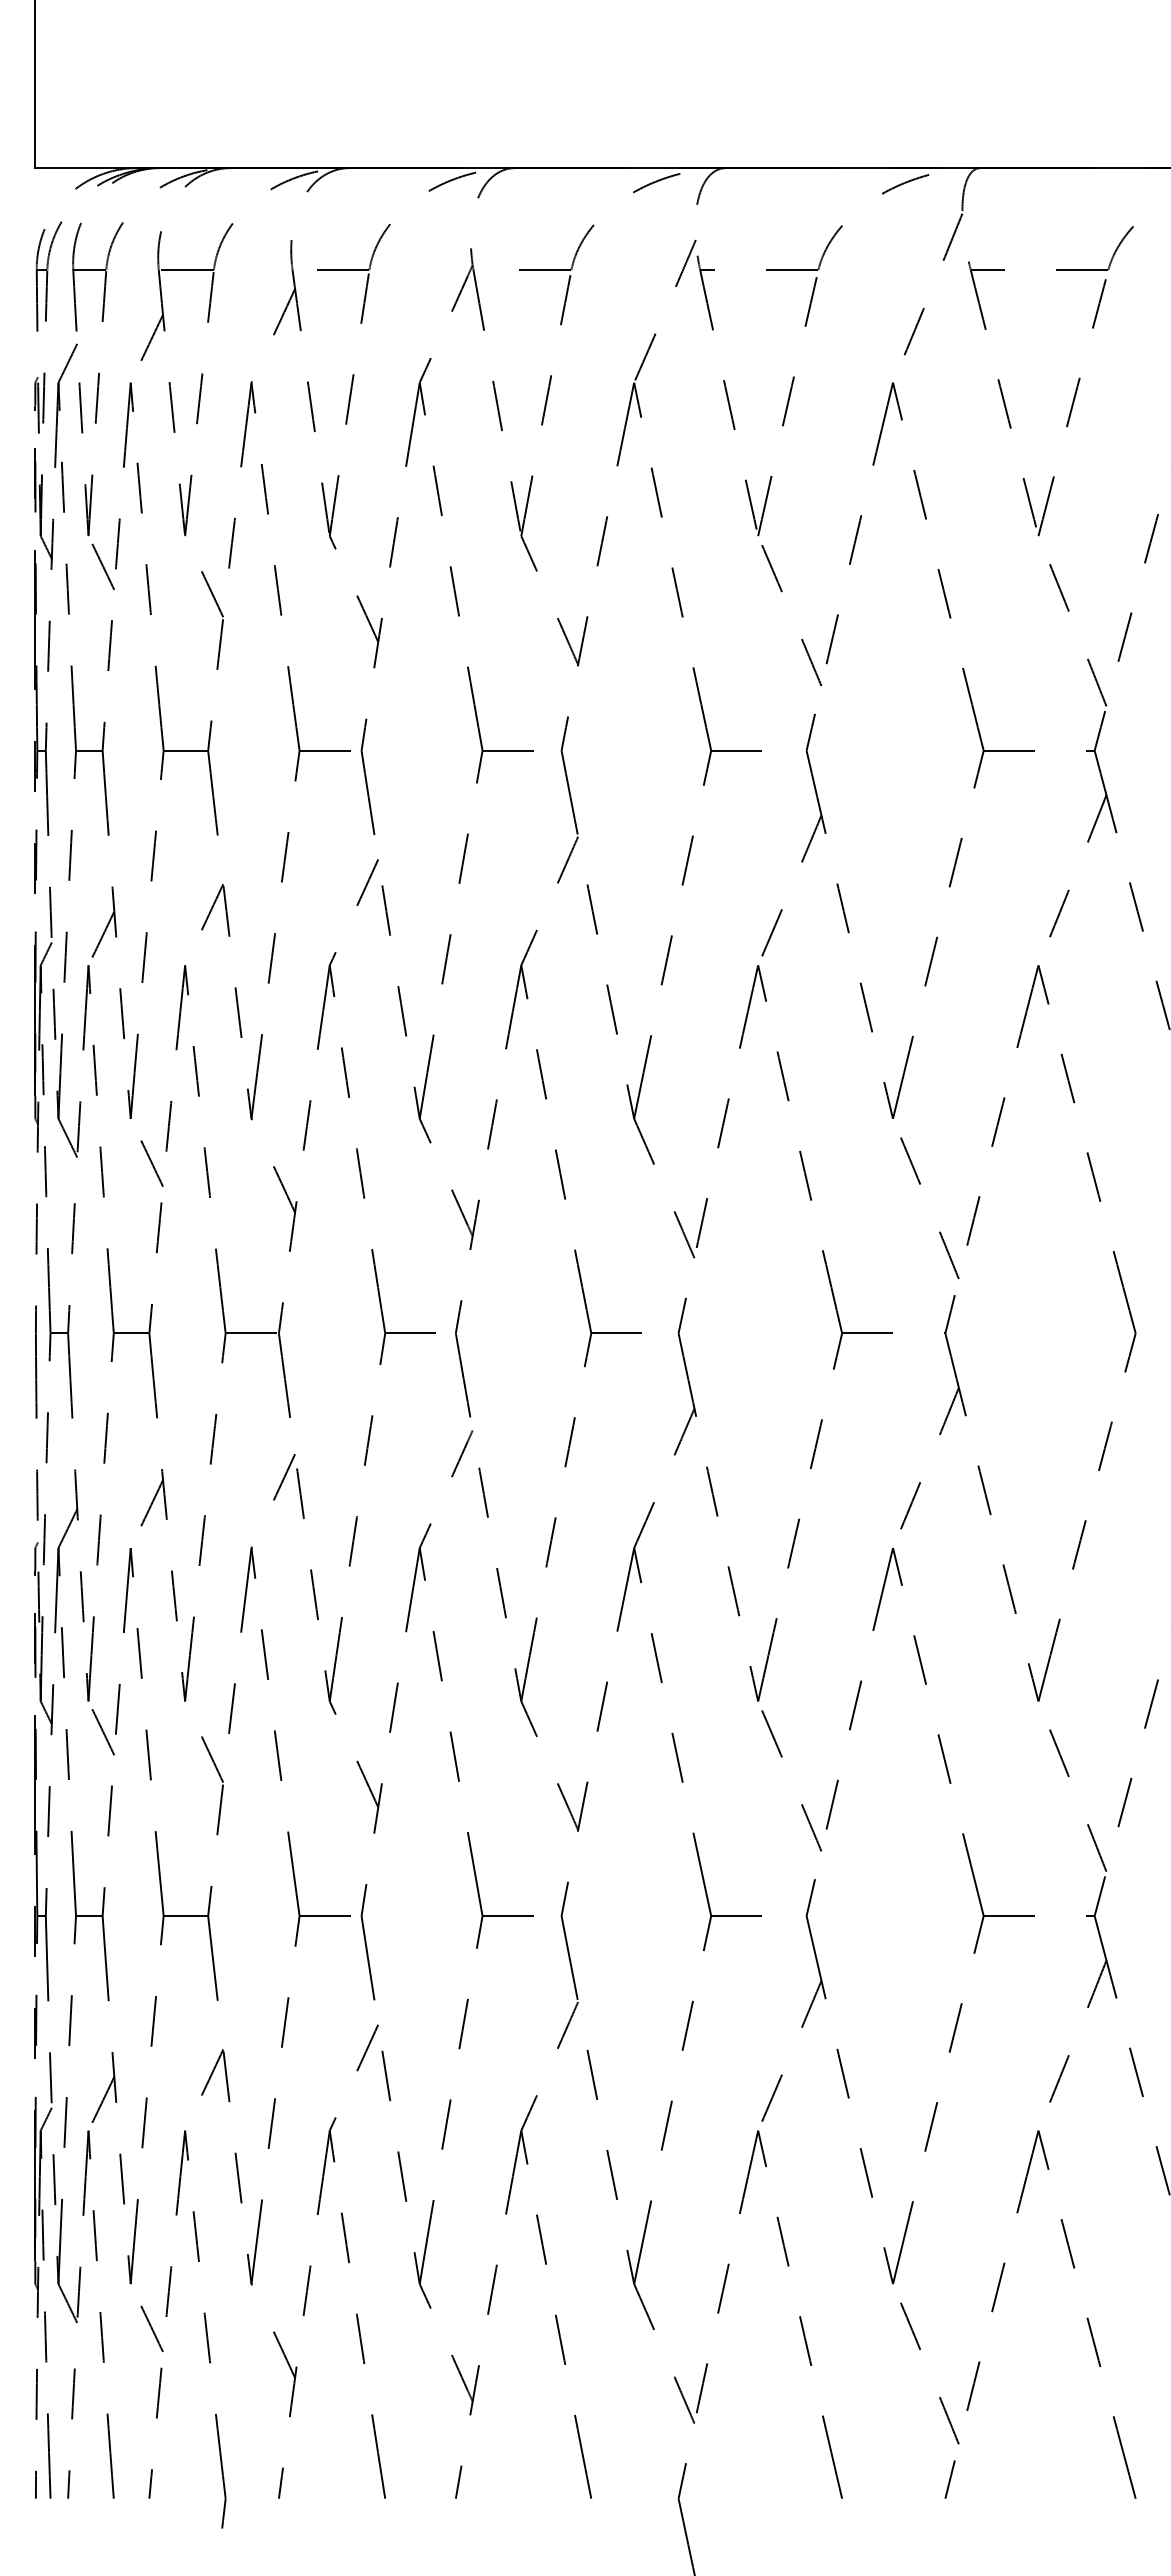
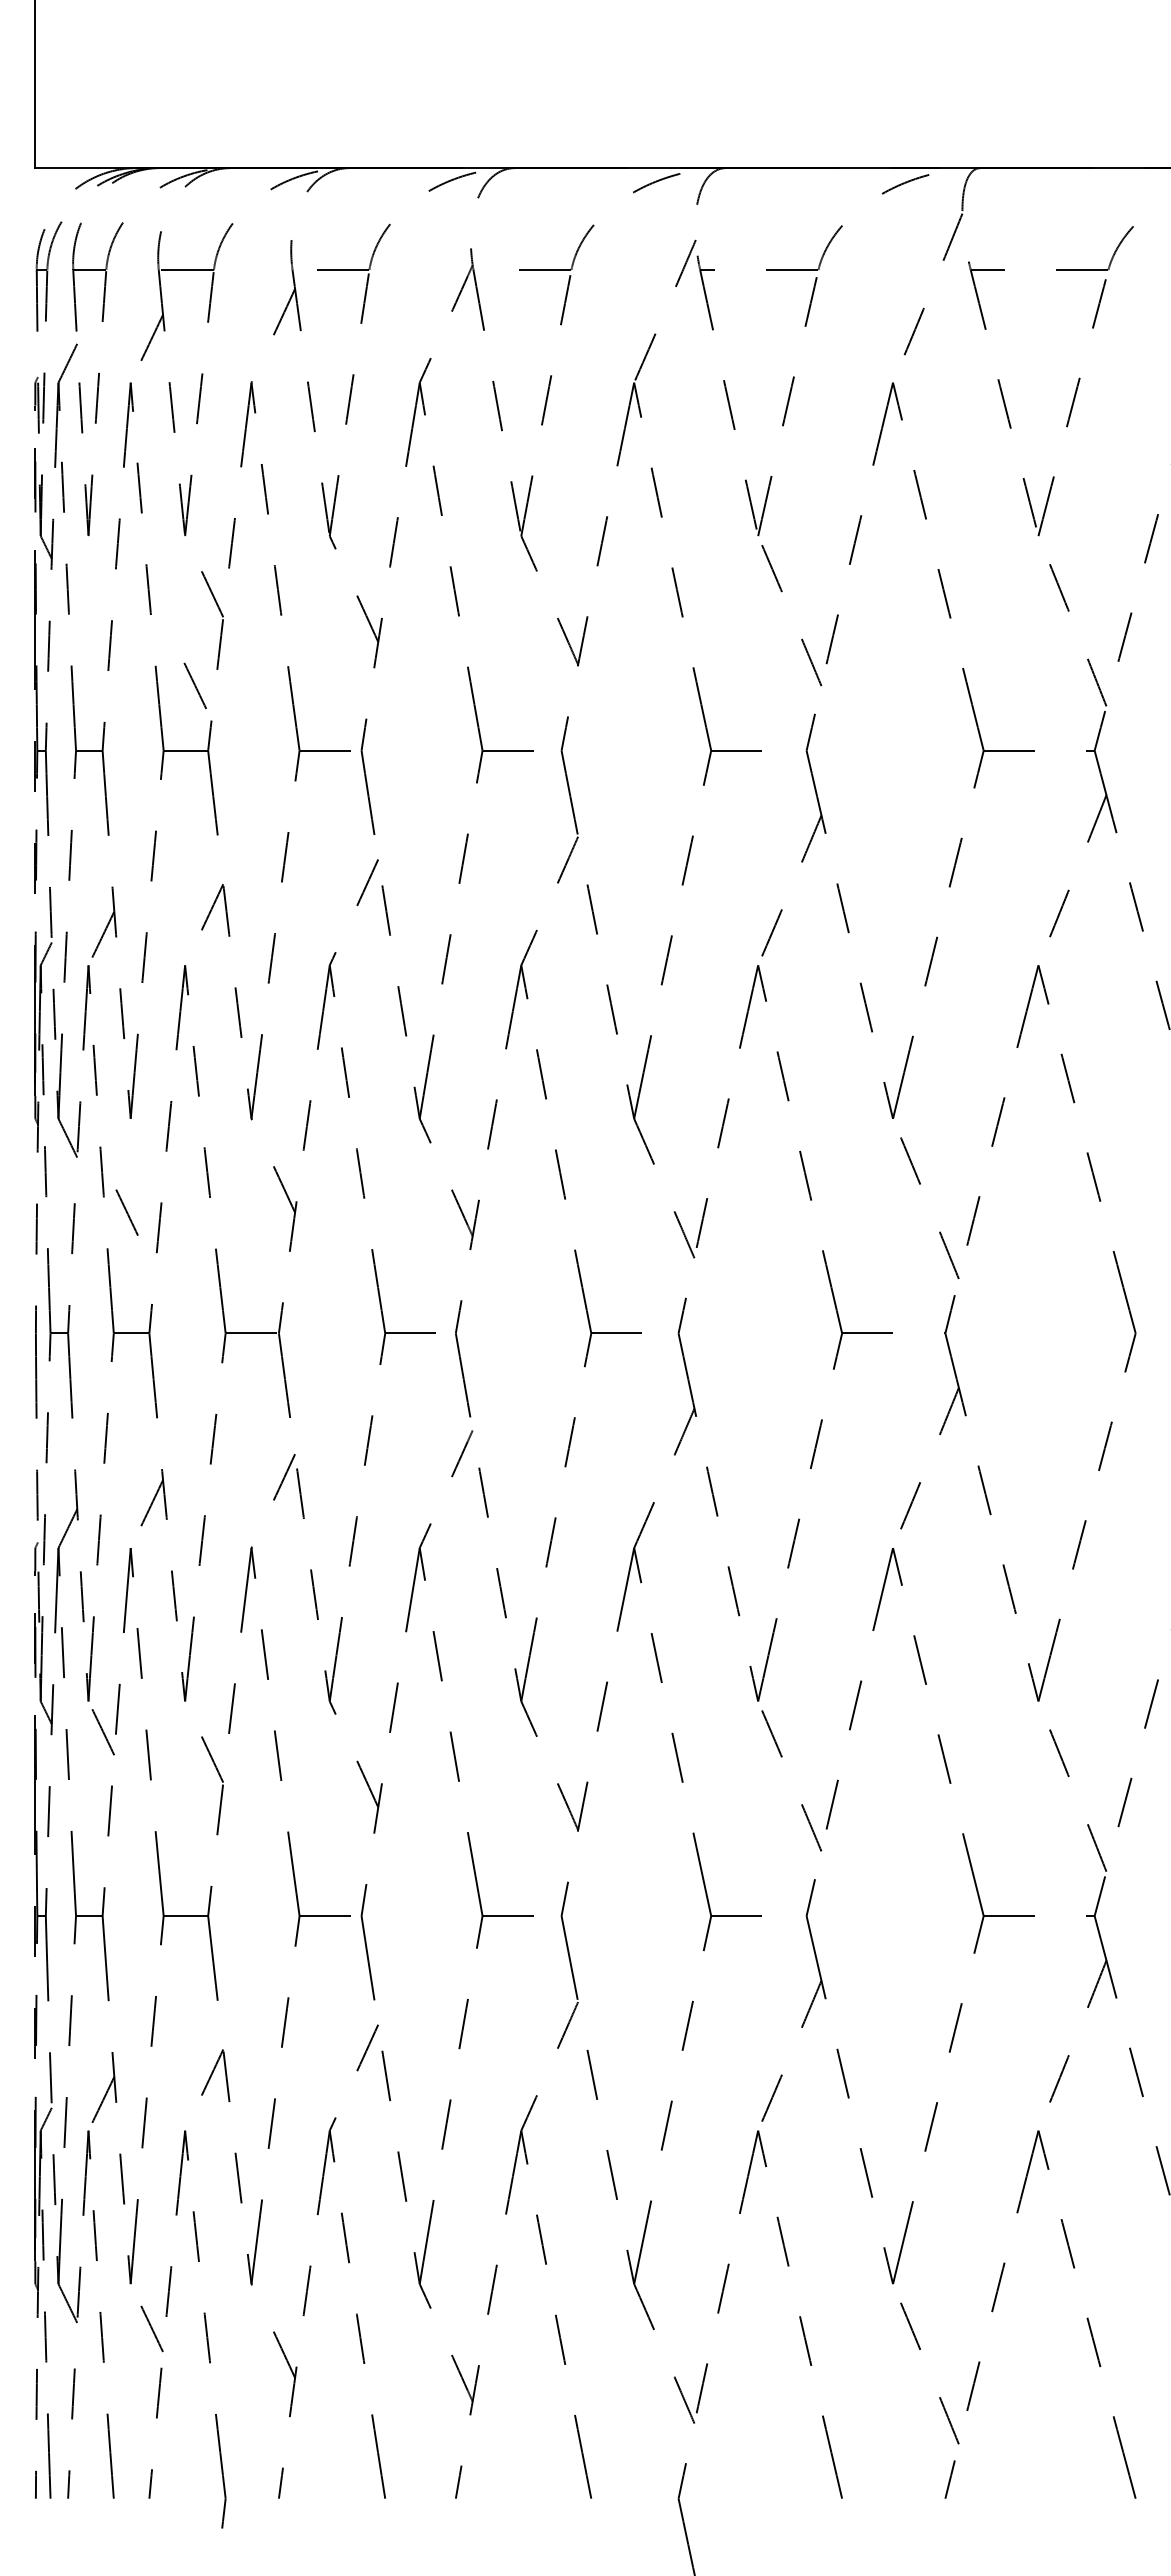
line position: (102, 566) -> (194, 685) (194, 685)
line position: (151, 1163) -> (126, 1212) (126, 1212)
